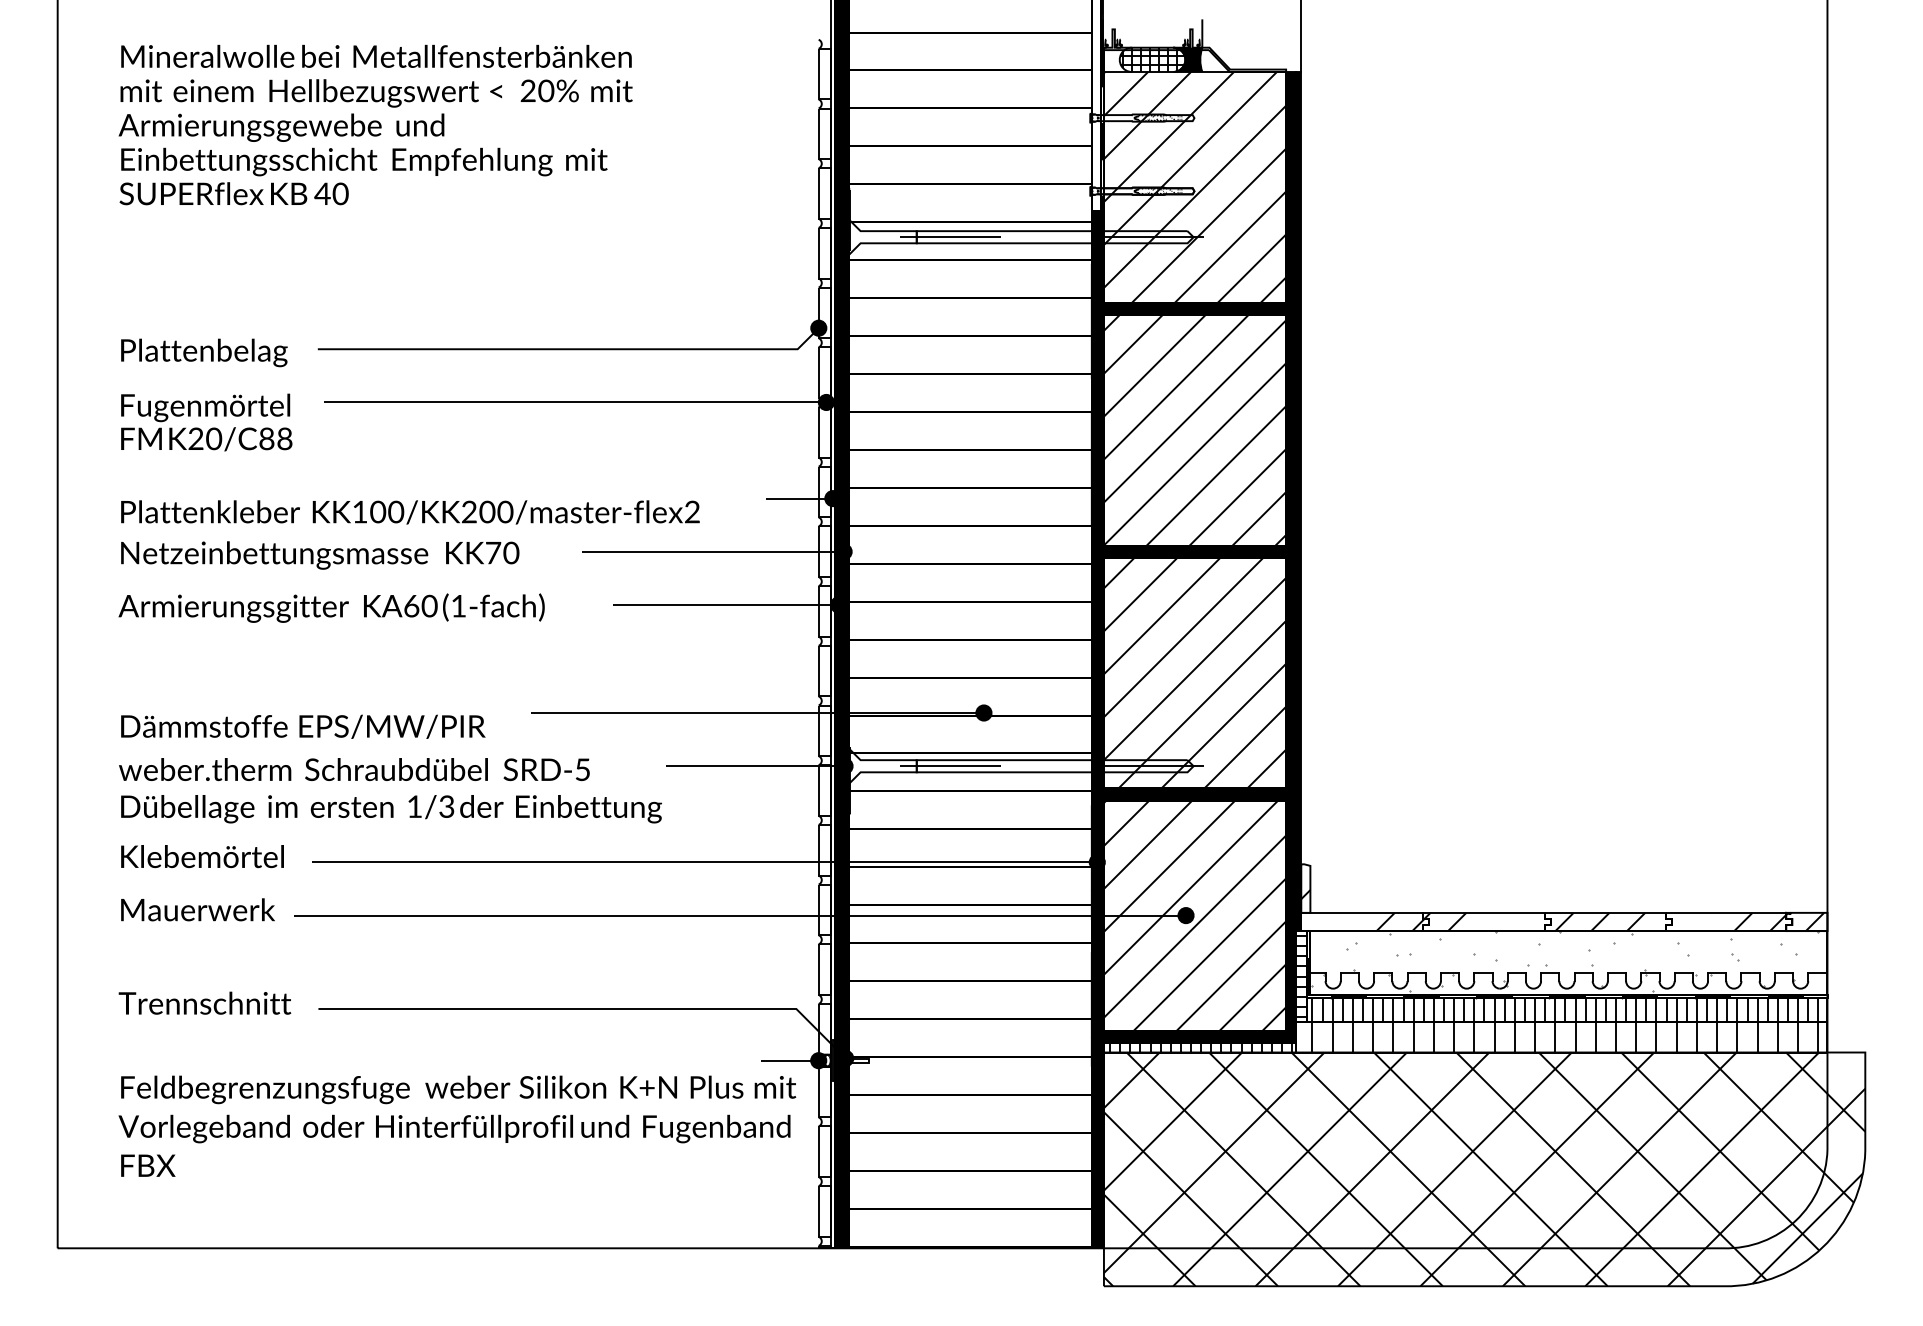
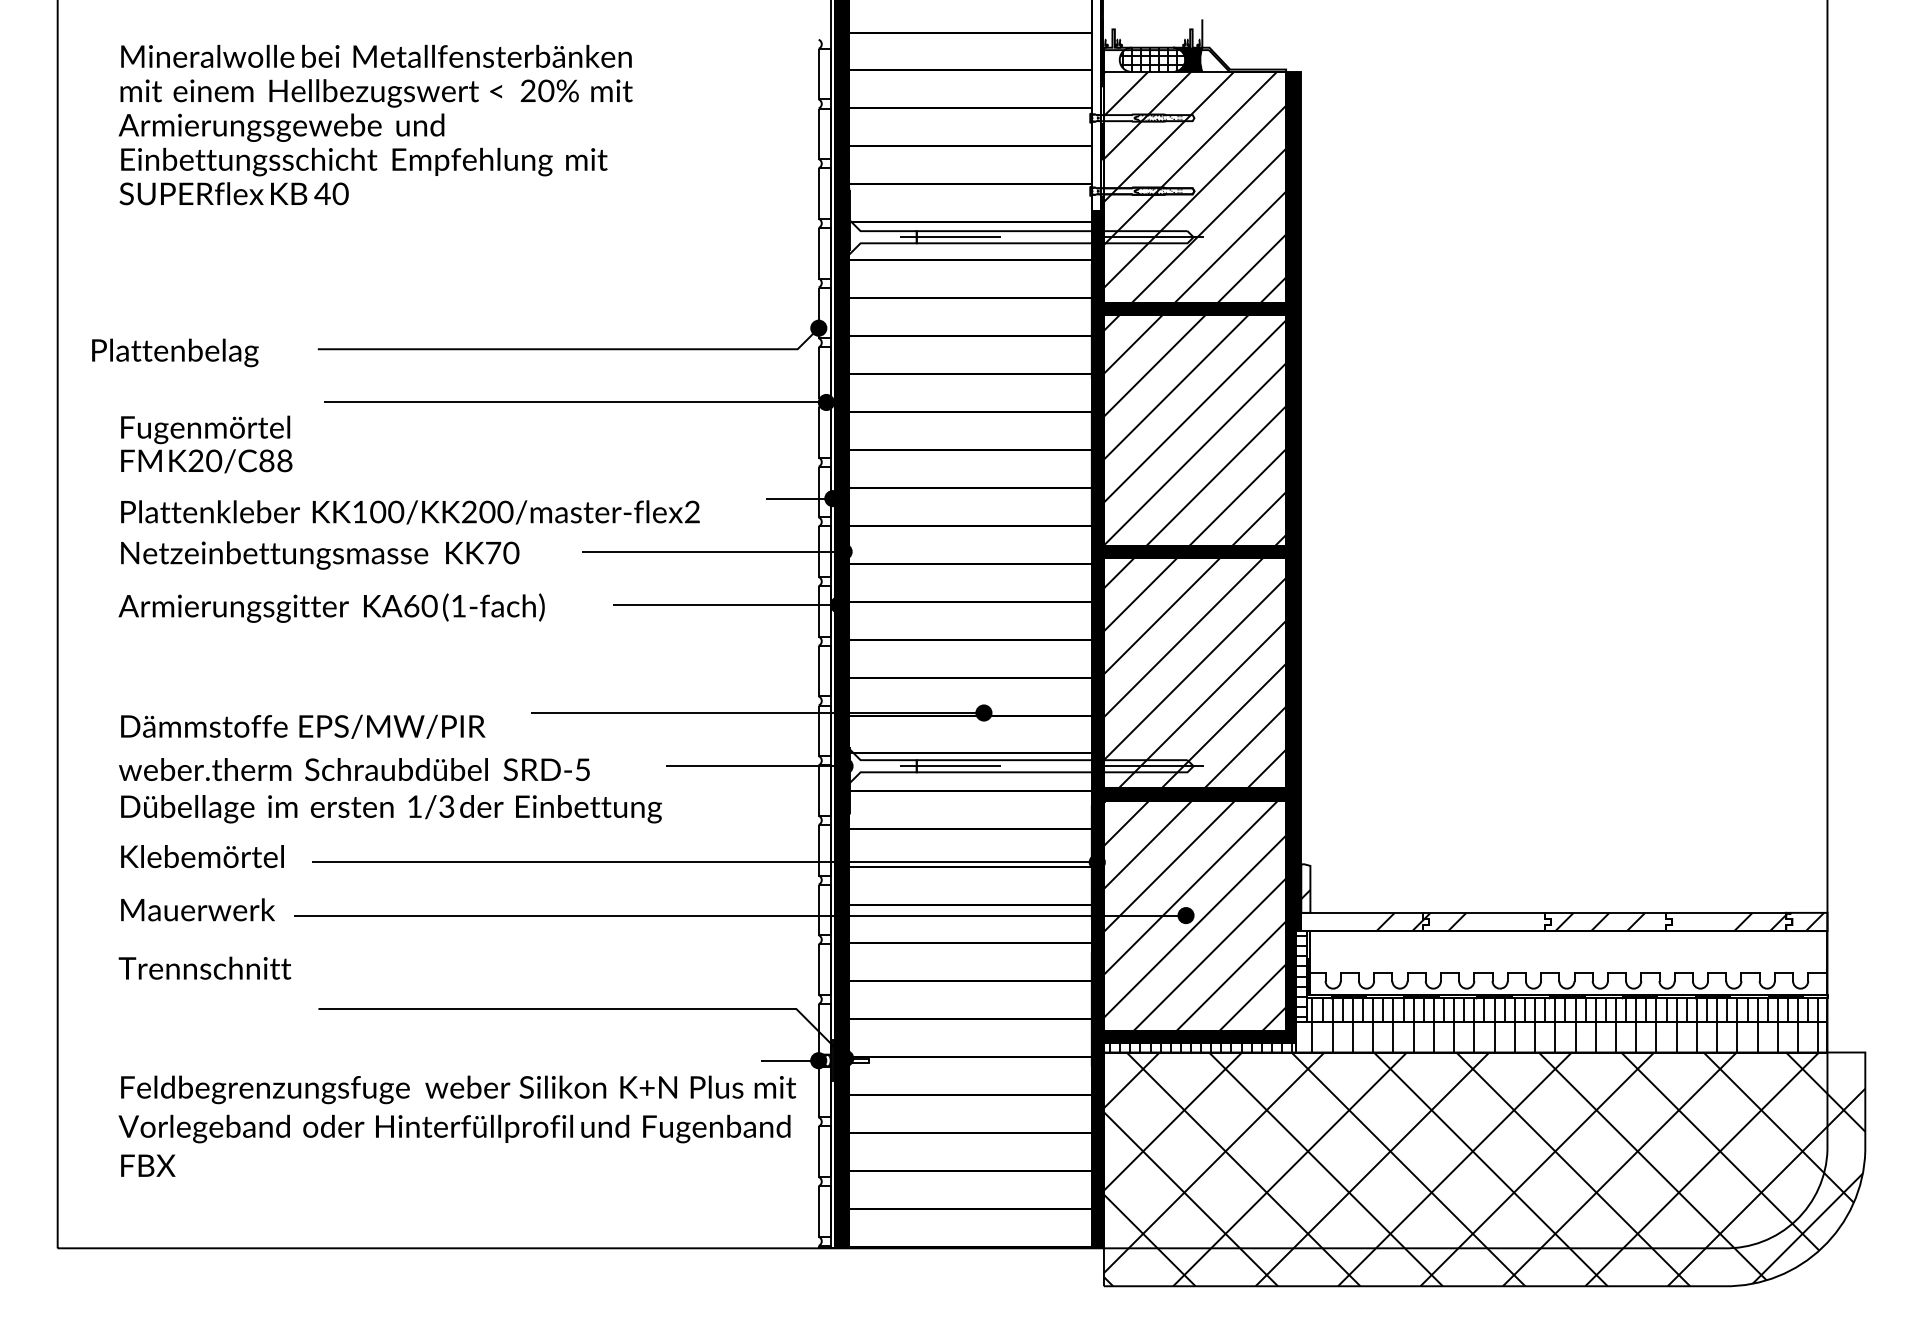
line: present -> none (1301, 37)
text position: (204, 352) -> (175, 352) (175, 352)
text position: (206, 422) -> (206, 444) (206, 444)
hatch: present -> none (1564, 961)
text position: (204, 1002) -> (204, 967) (204, 967)
